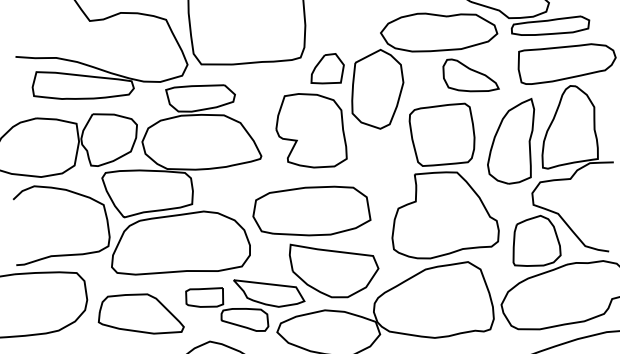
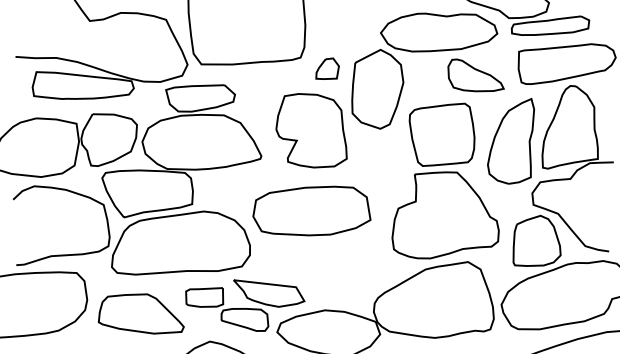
part size: 35x32 px -> 25x23 px (327, 68)
part position: (470, 75) -> (475, 75) (475, 75)
part: present -> none (334, 270)
